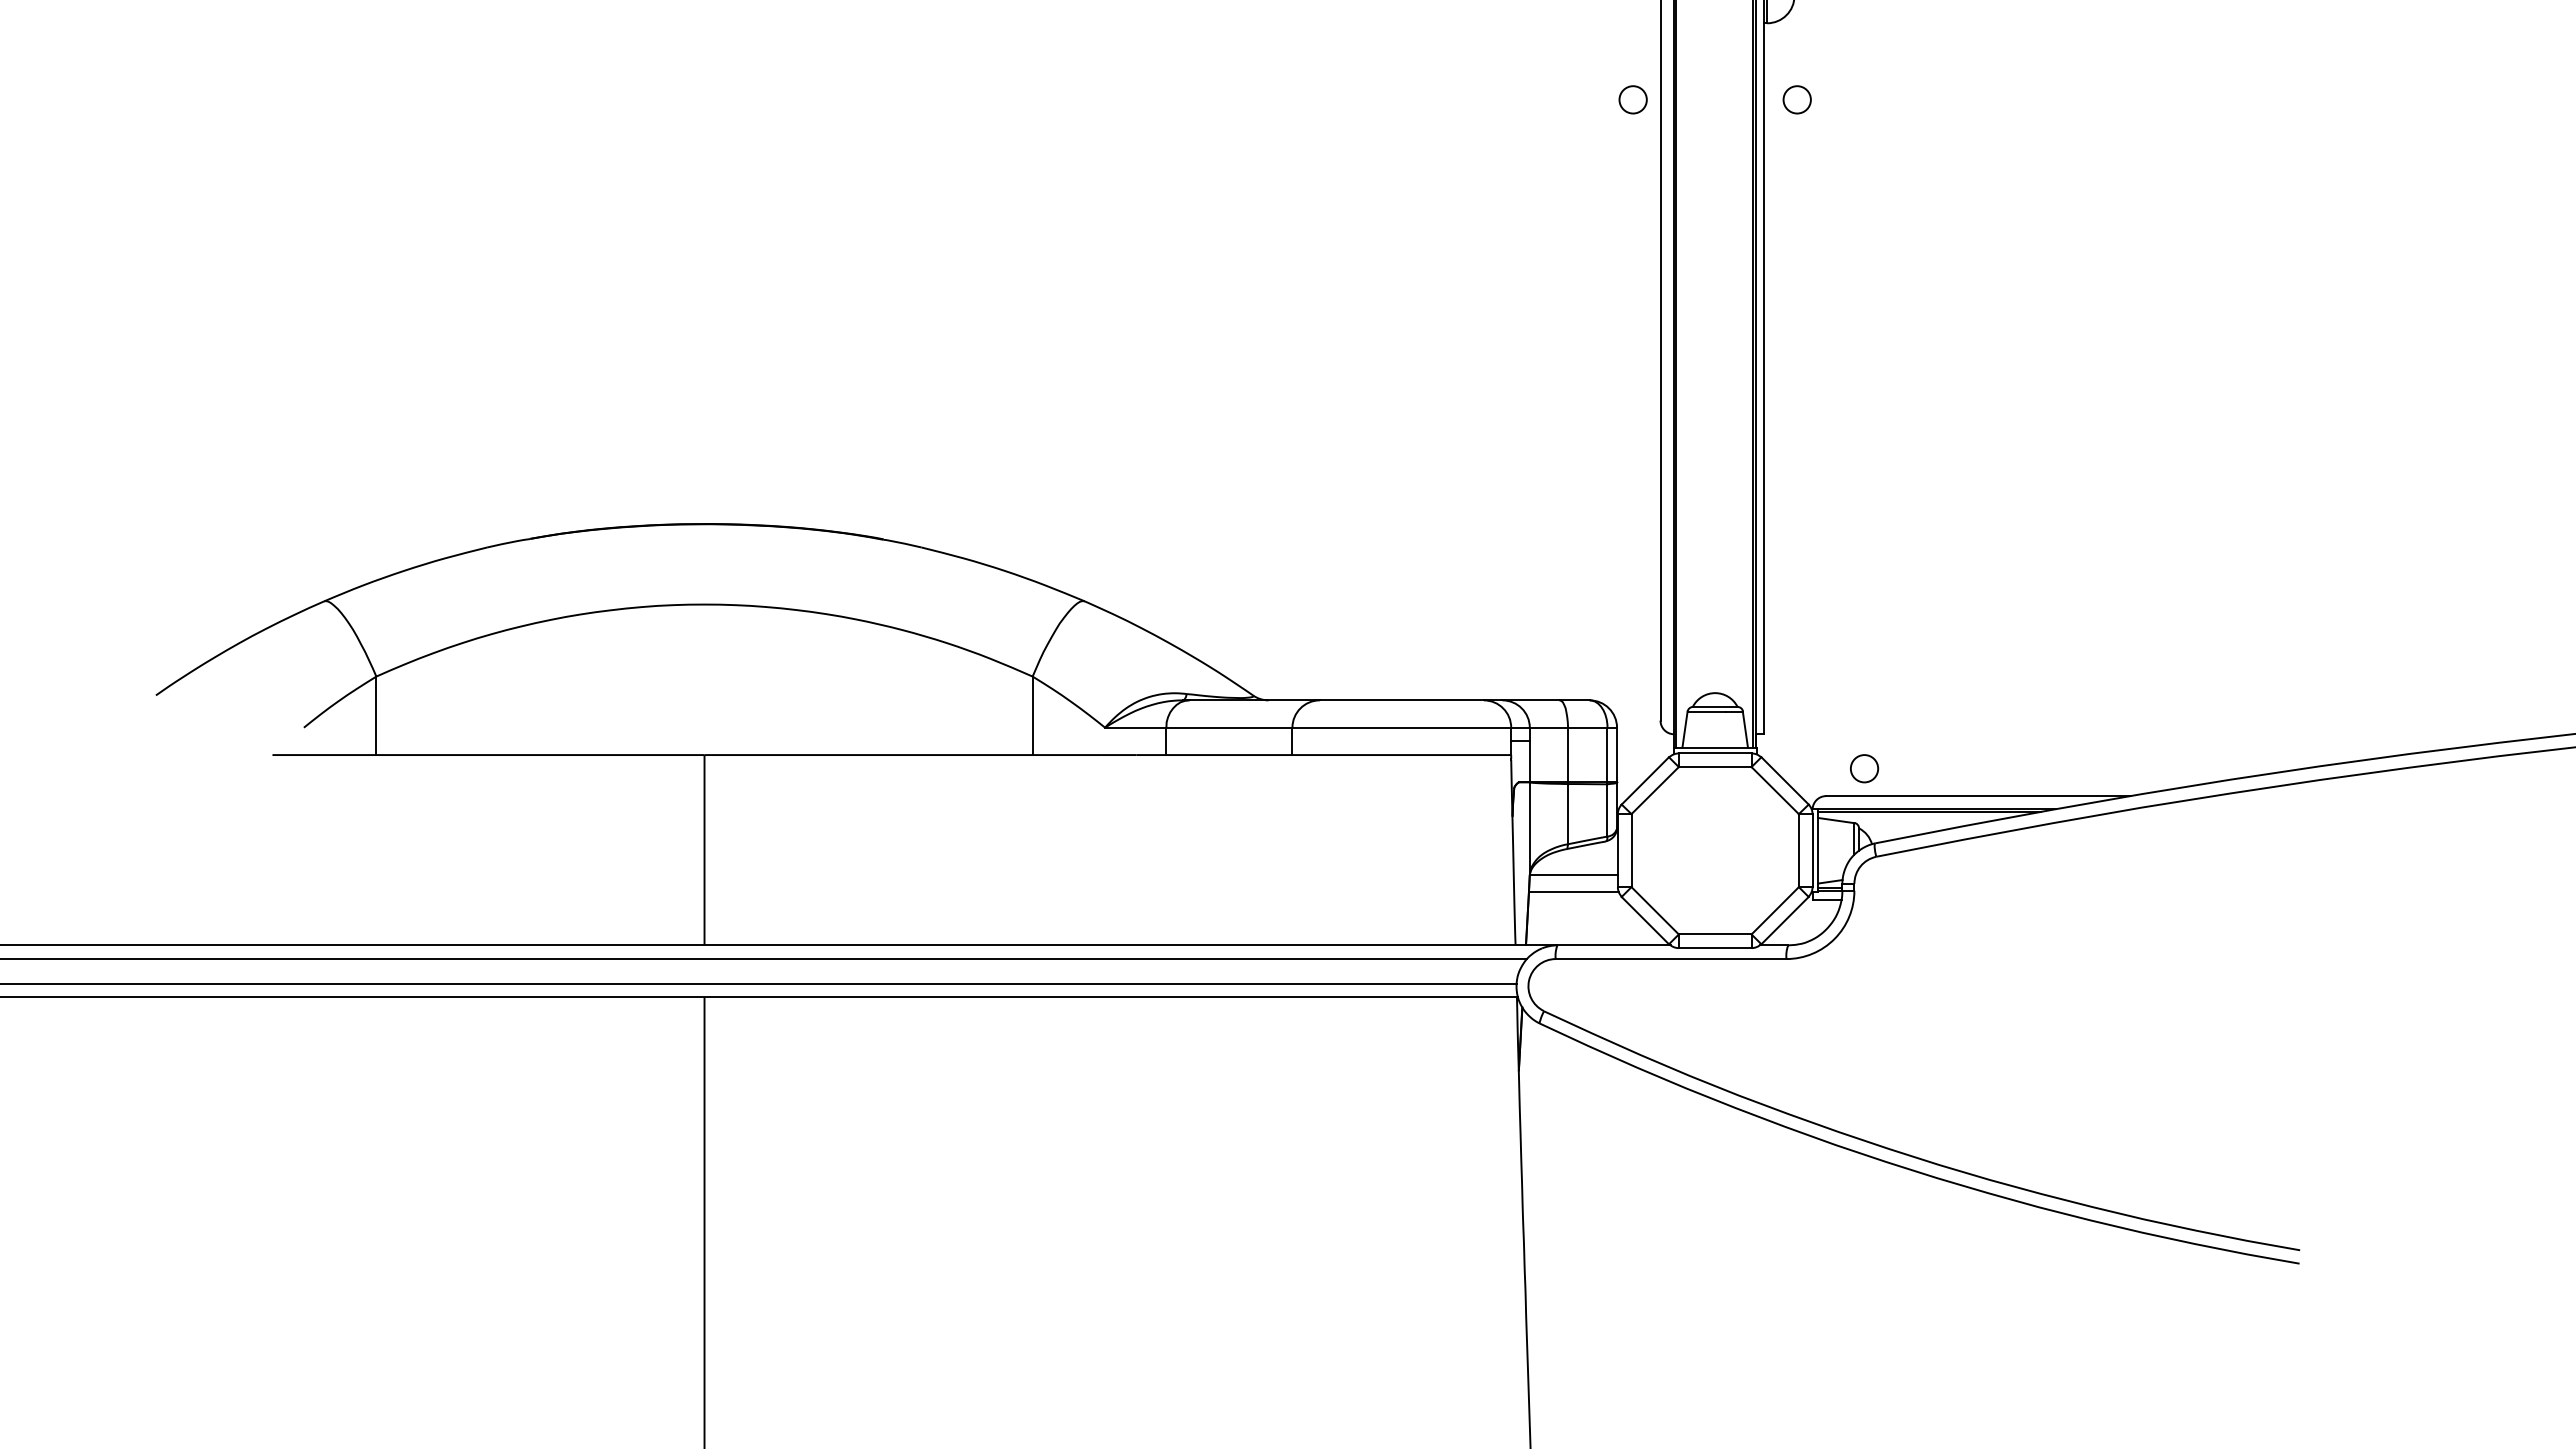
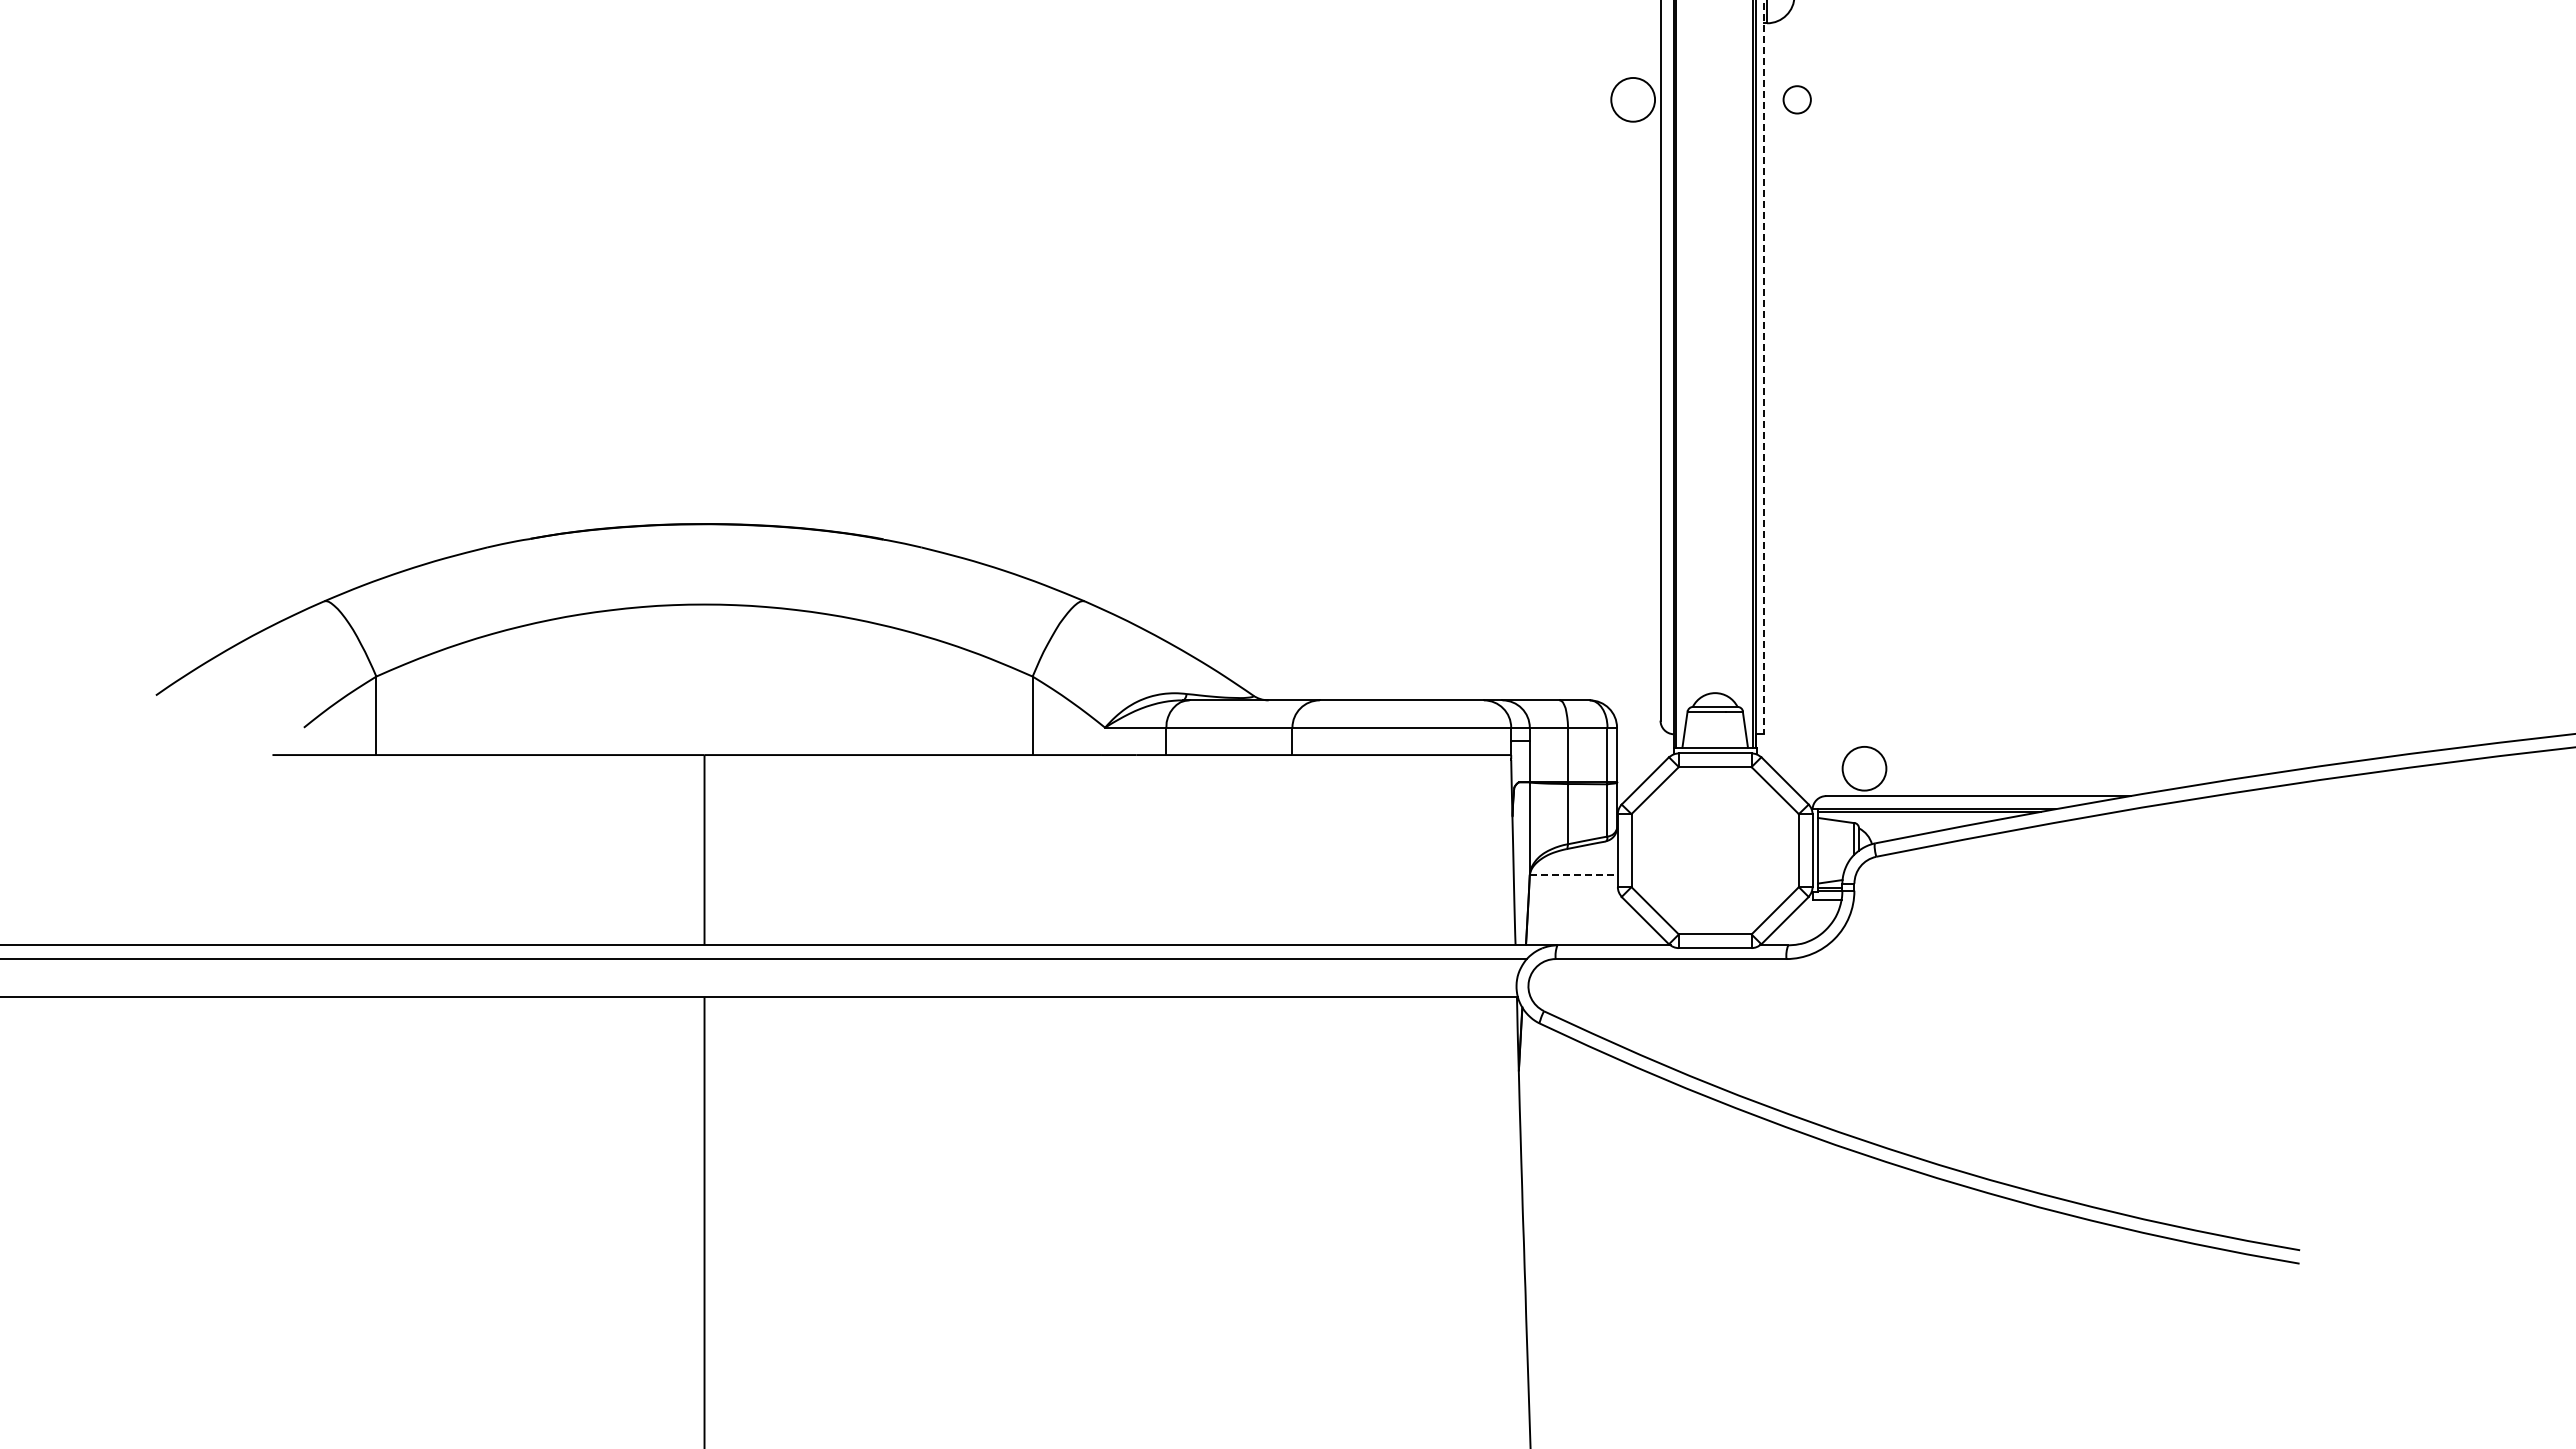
circle diameter: 27 px -> 44 px (1633, 99)
line: solid -> dashed (1764, 367)
circle diameter: 27 px -> 44 px (1864, 768)
line: solid -> dashed (1574, 875)
line: present -> none (1573, 891)
line: present -> none (759, 983)
